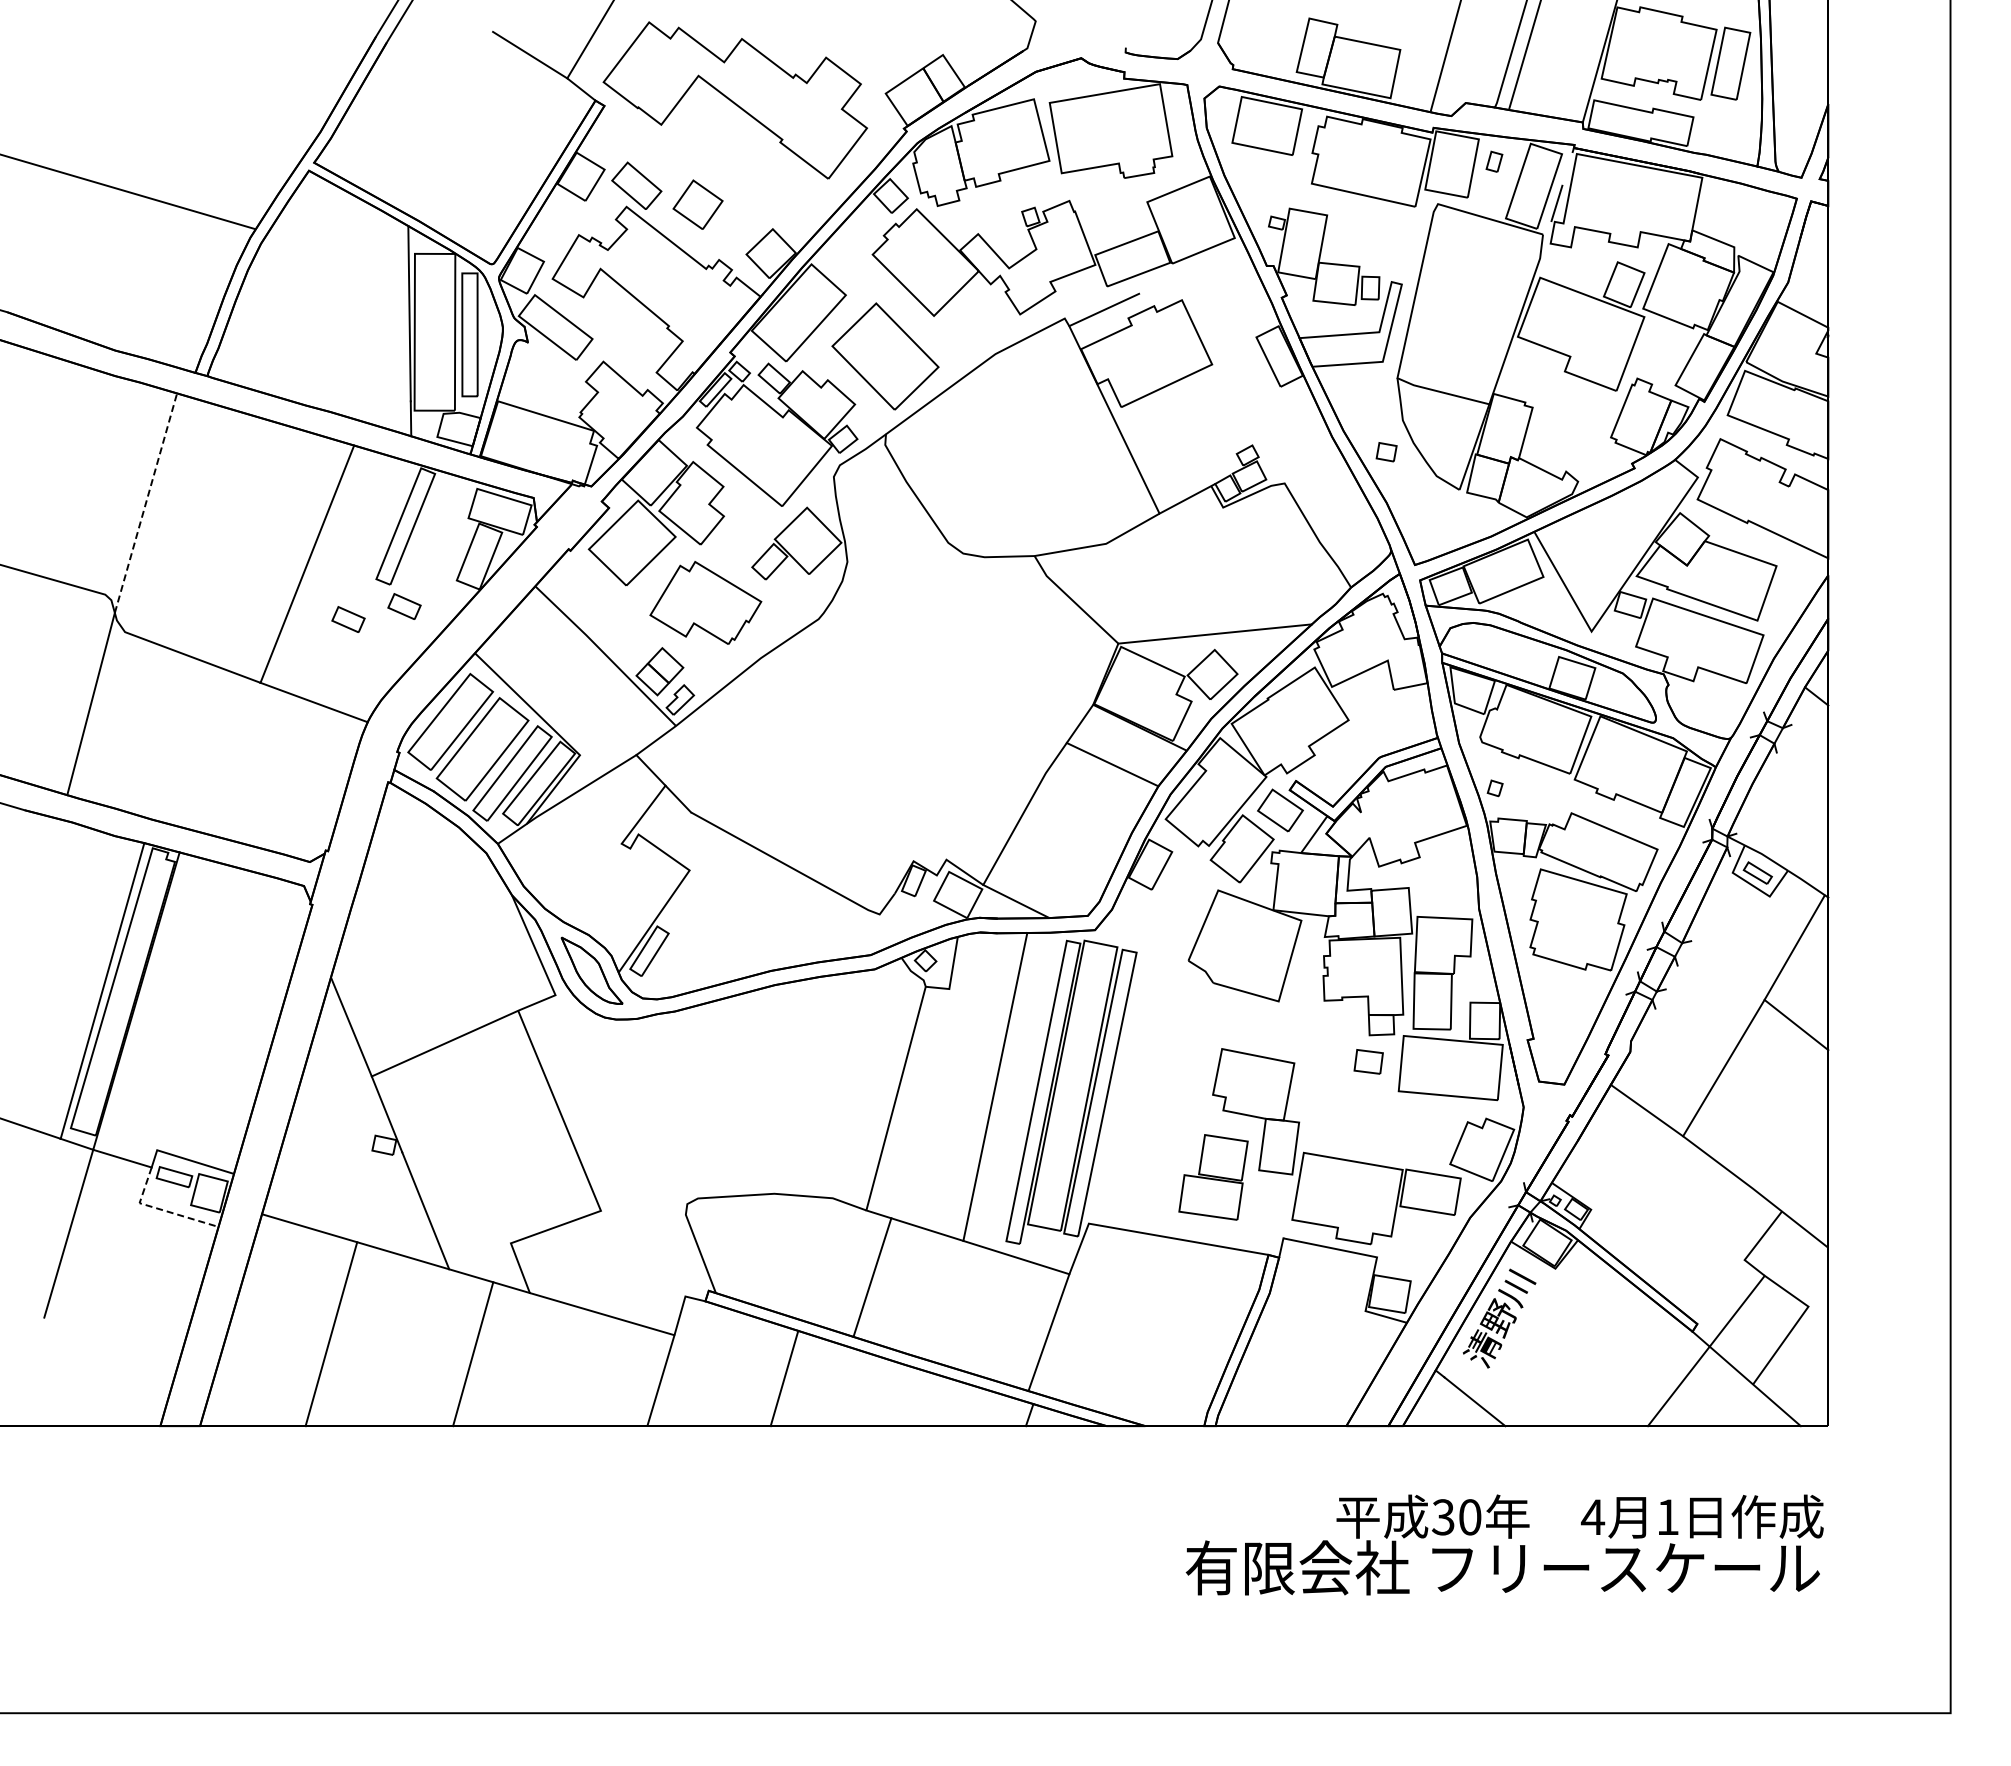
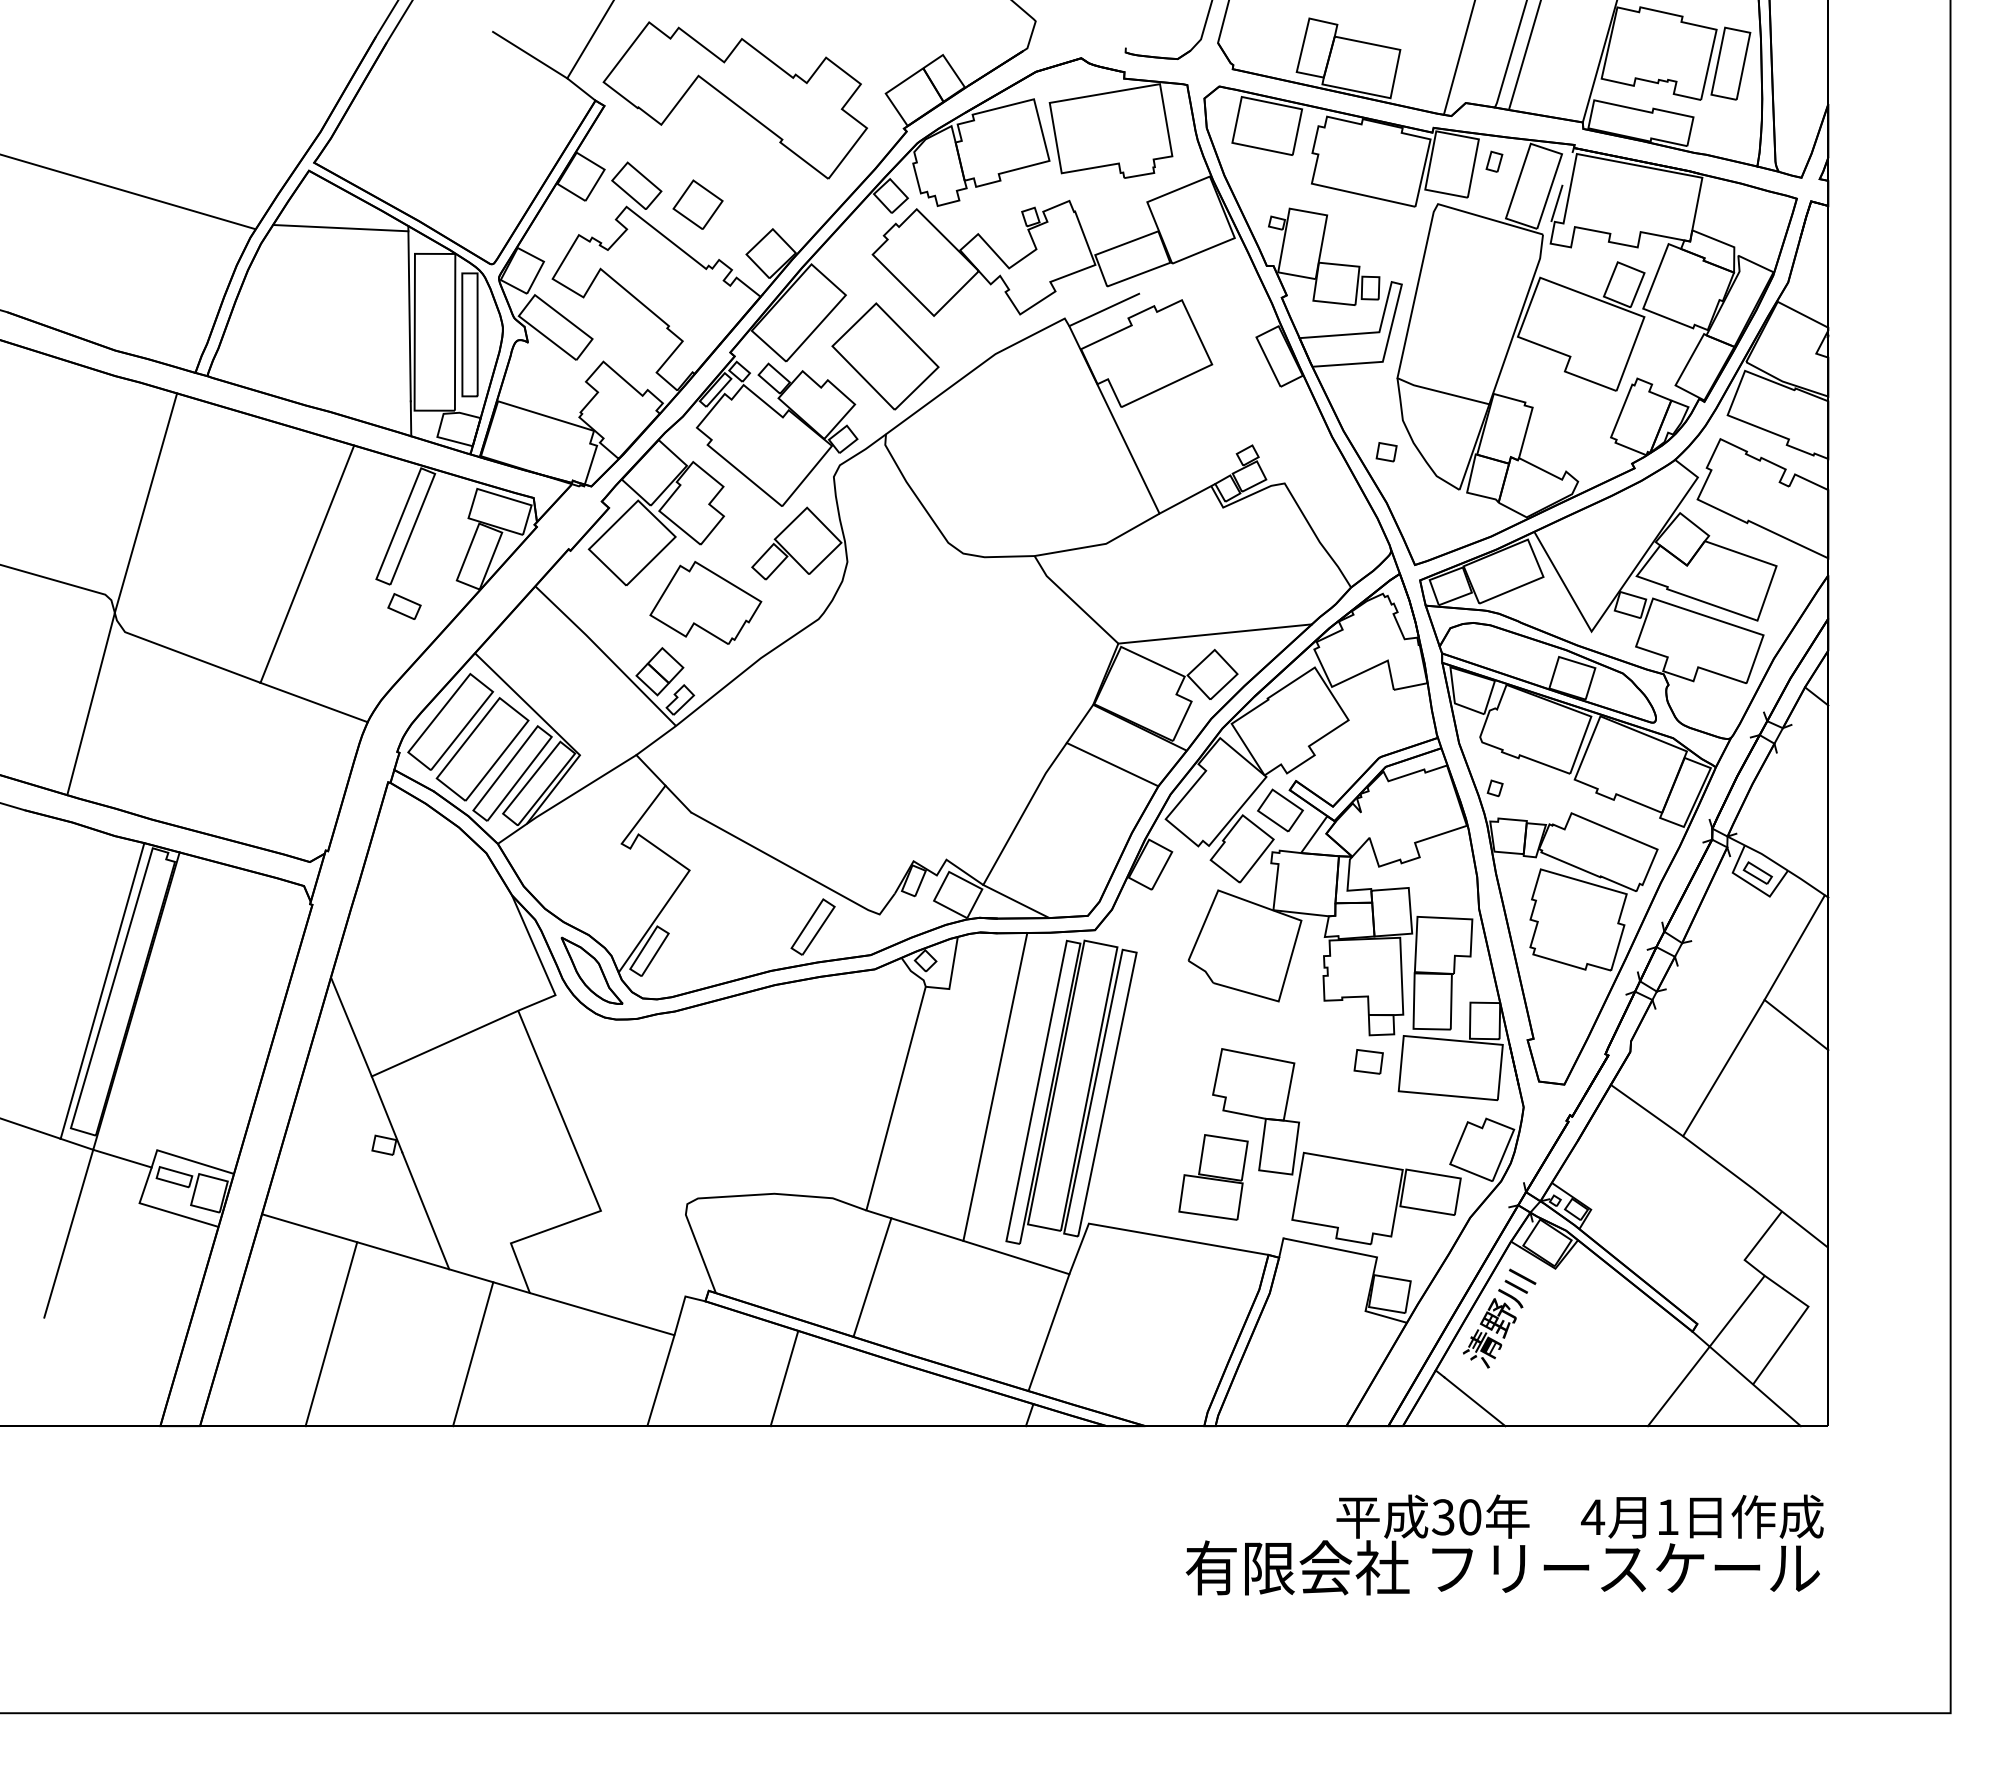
line position: (1445, 56) -> (1458, 58) (1458, 58)
line: none -> present (340, 227)
line: dashed -> solid (146, 502)
part: present -> none (348, 619)
part: none -> present (812, 926)
line: dashed -> solid (160, 1209)
